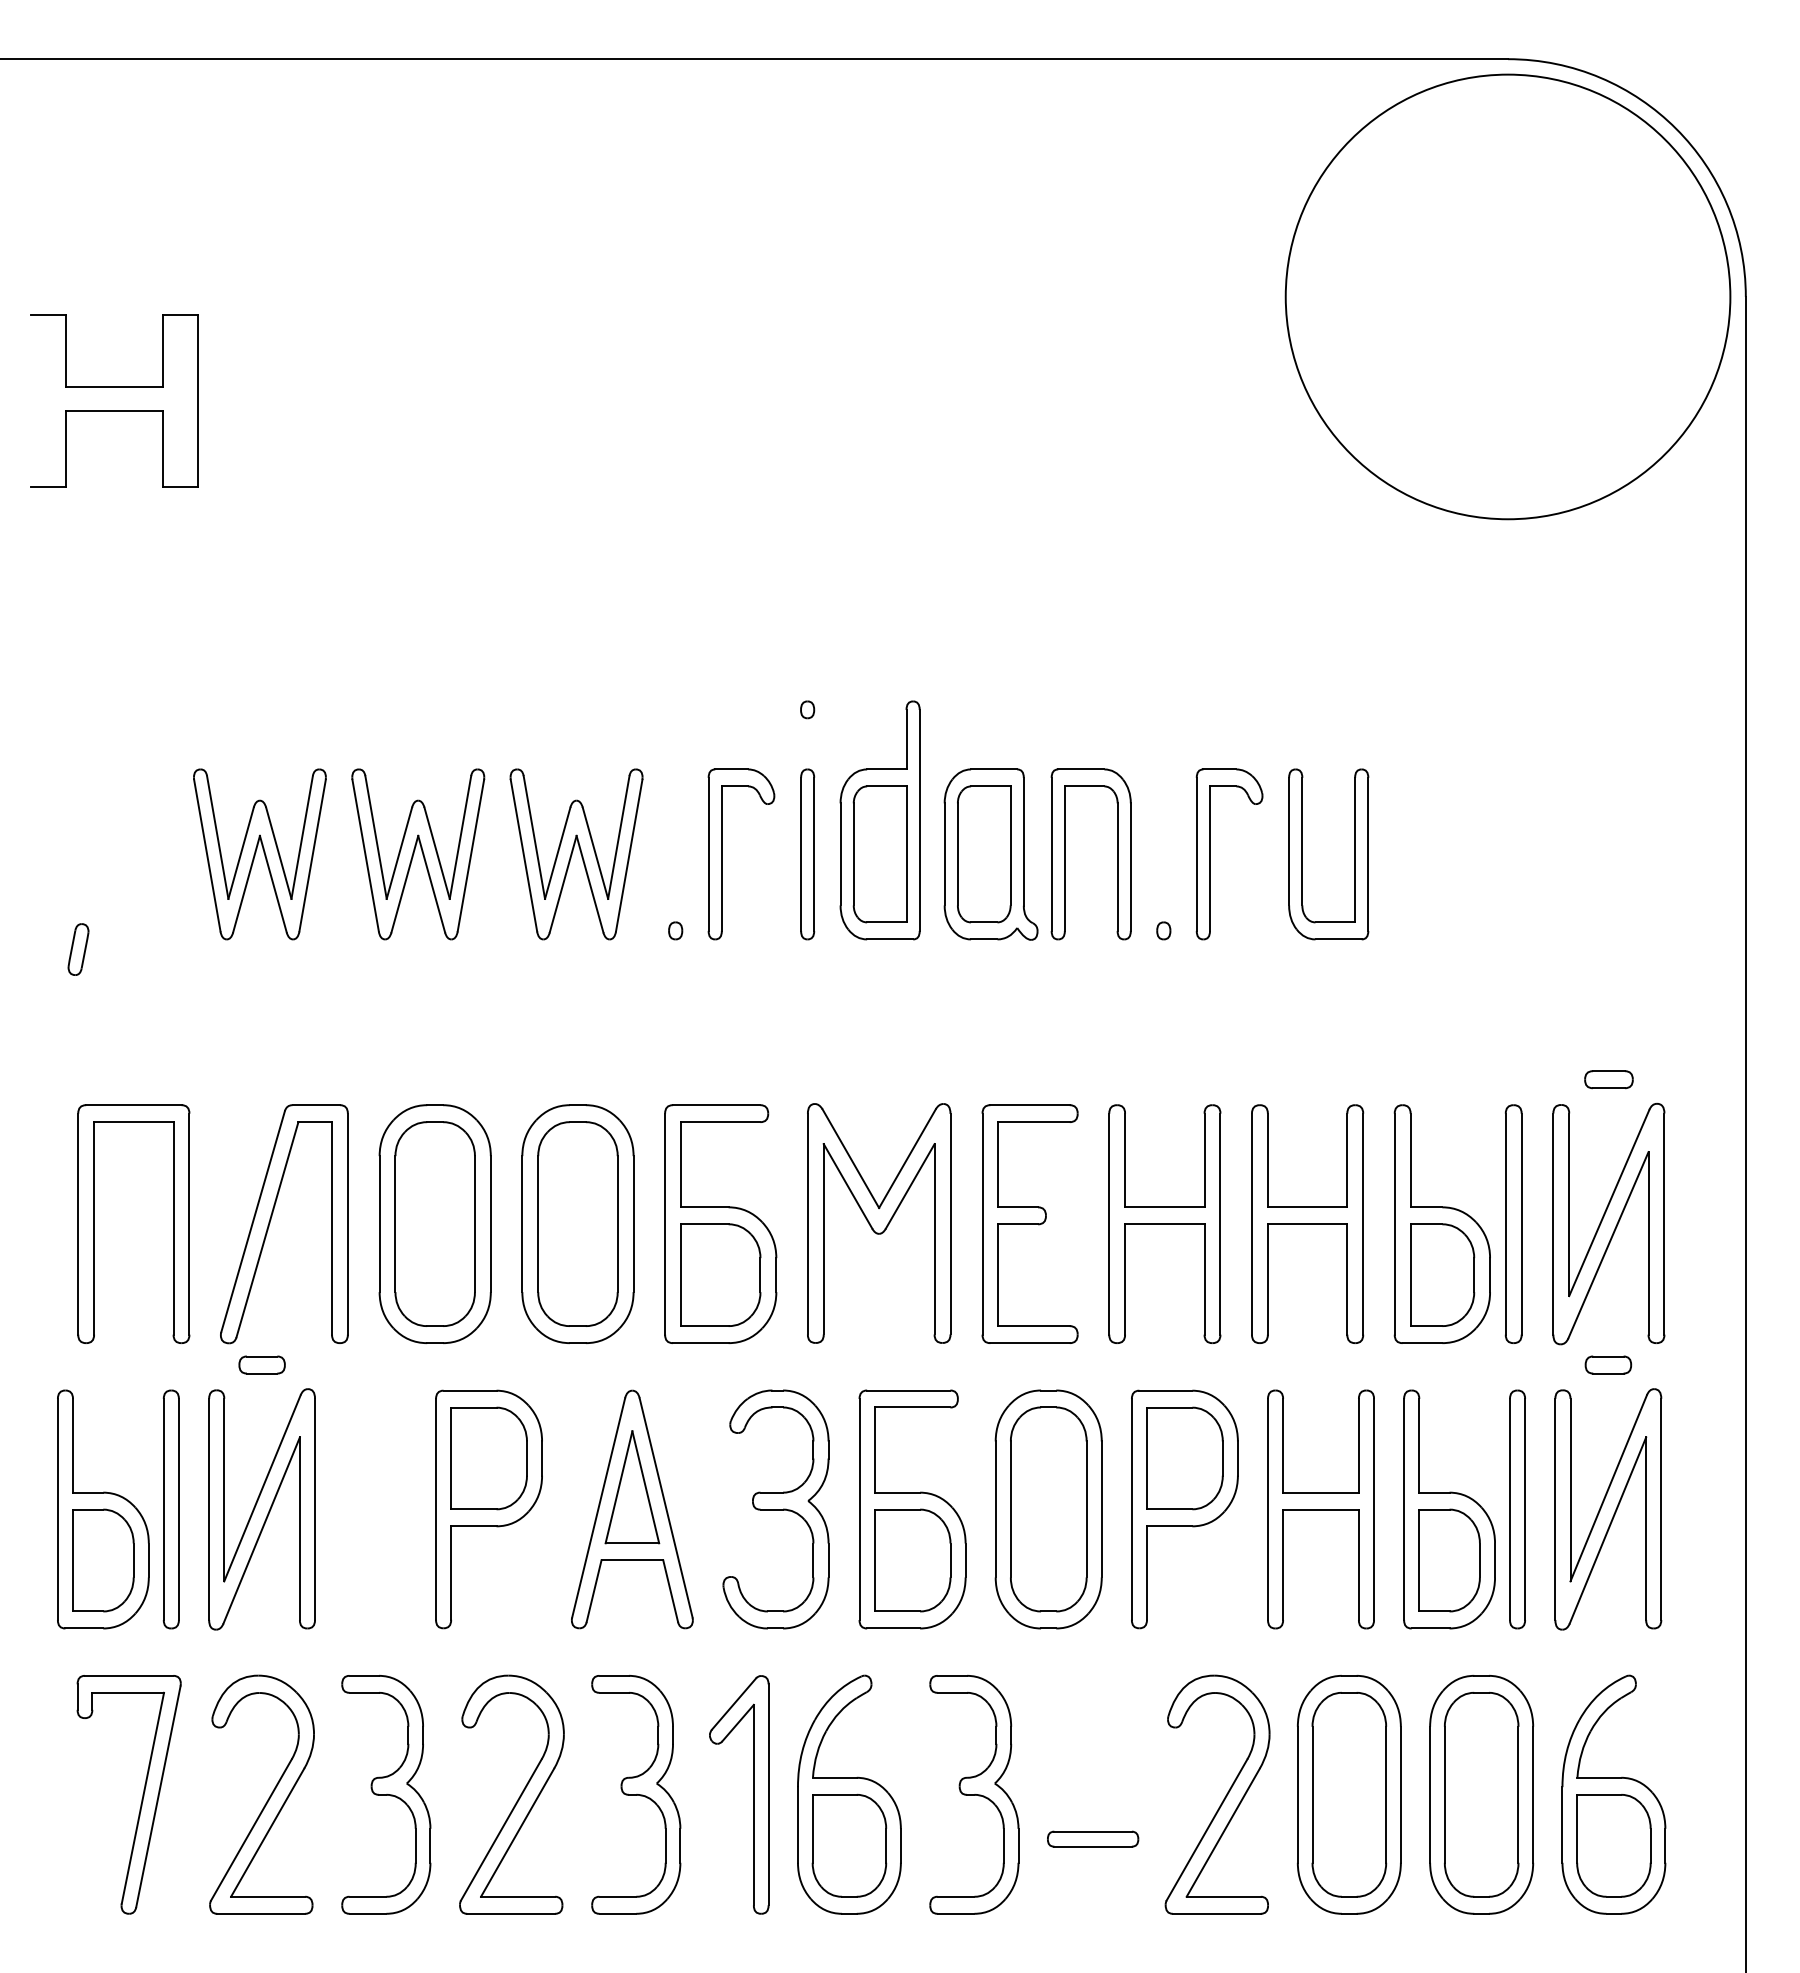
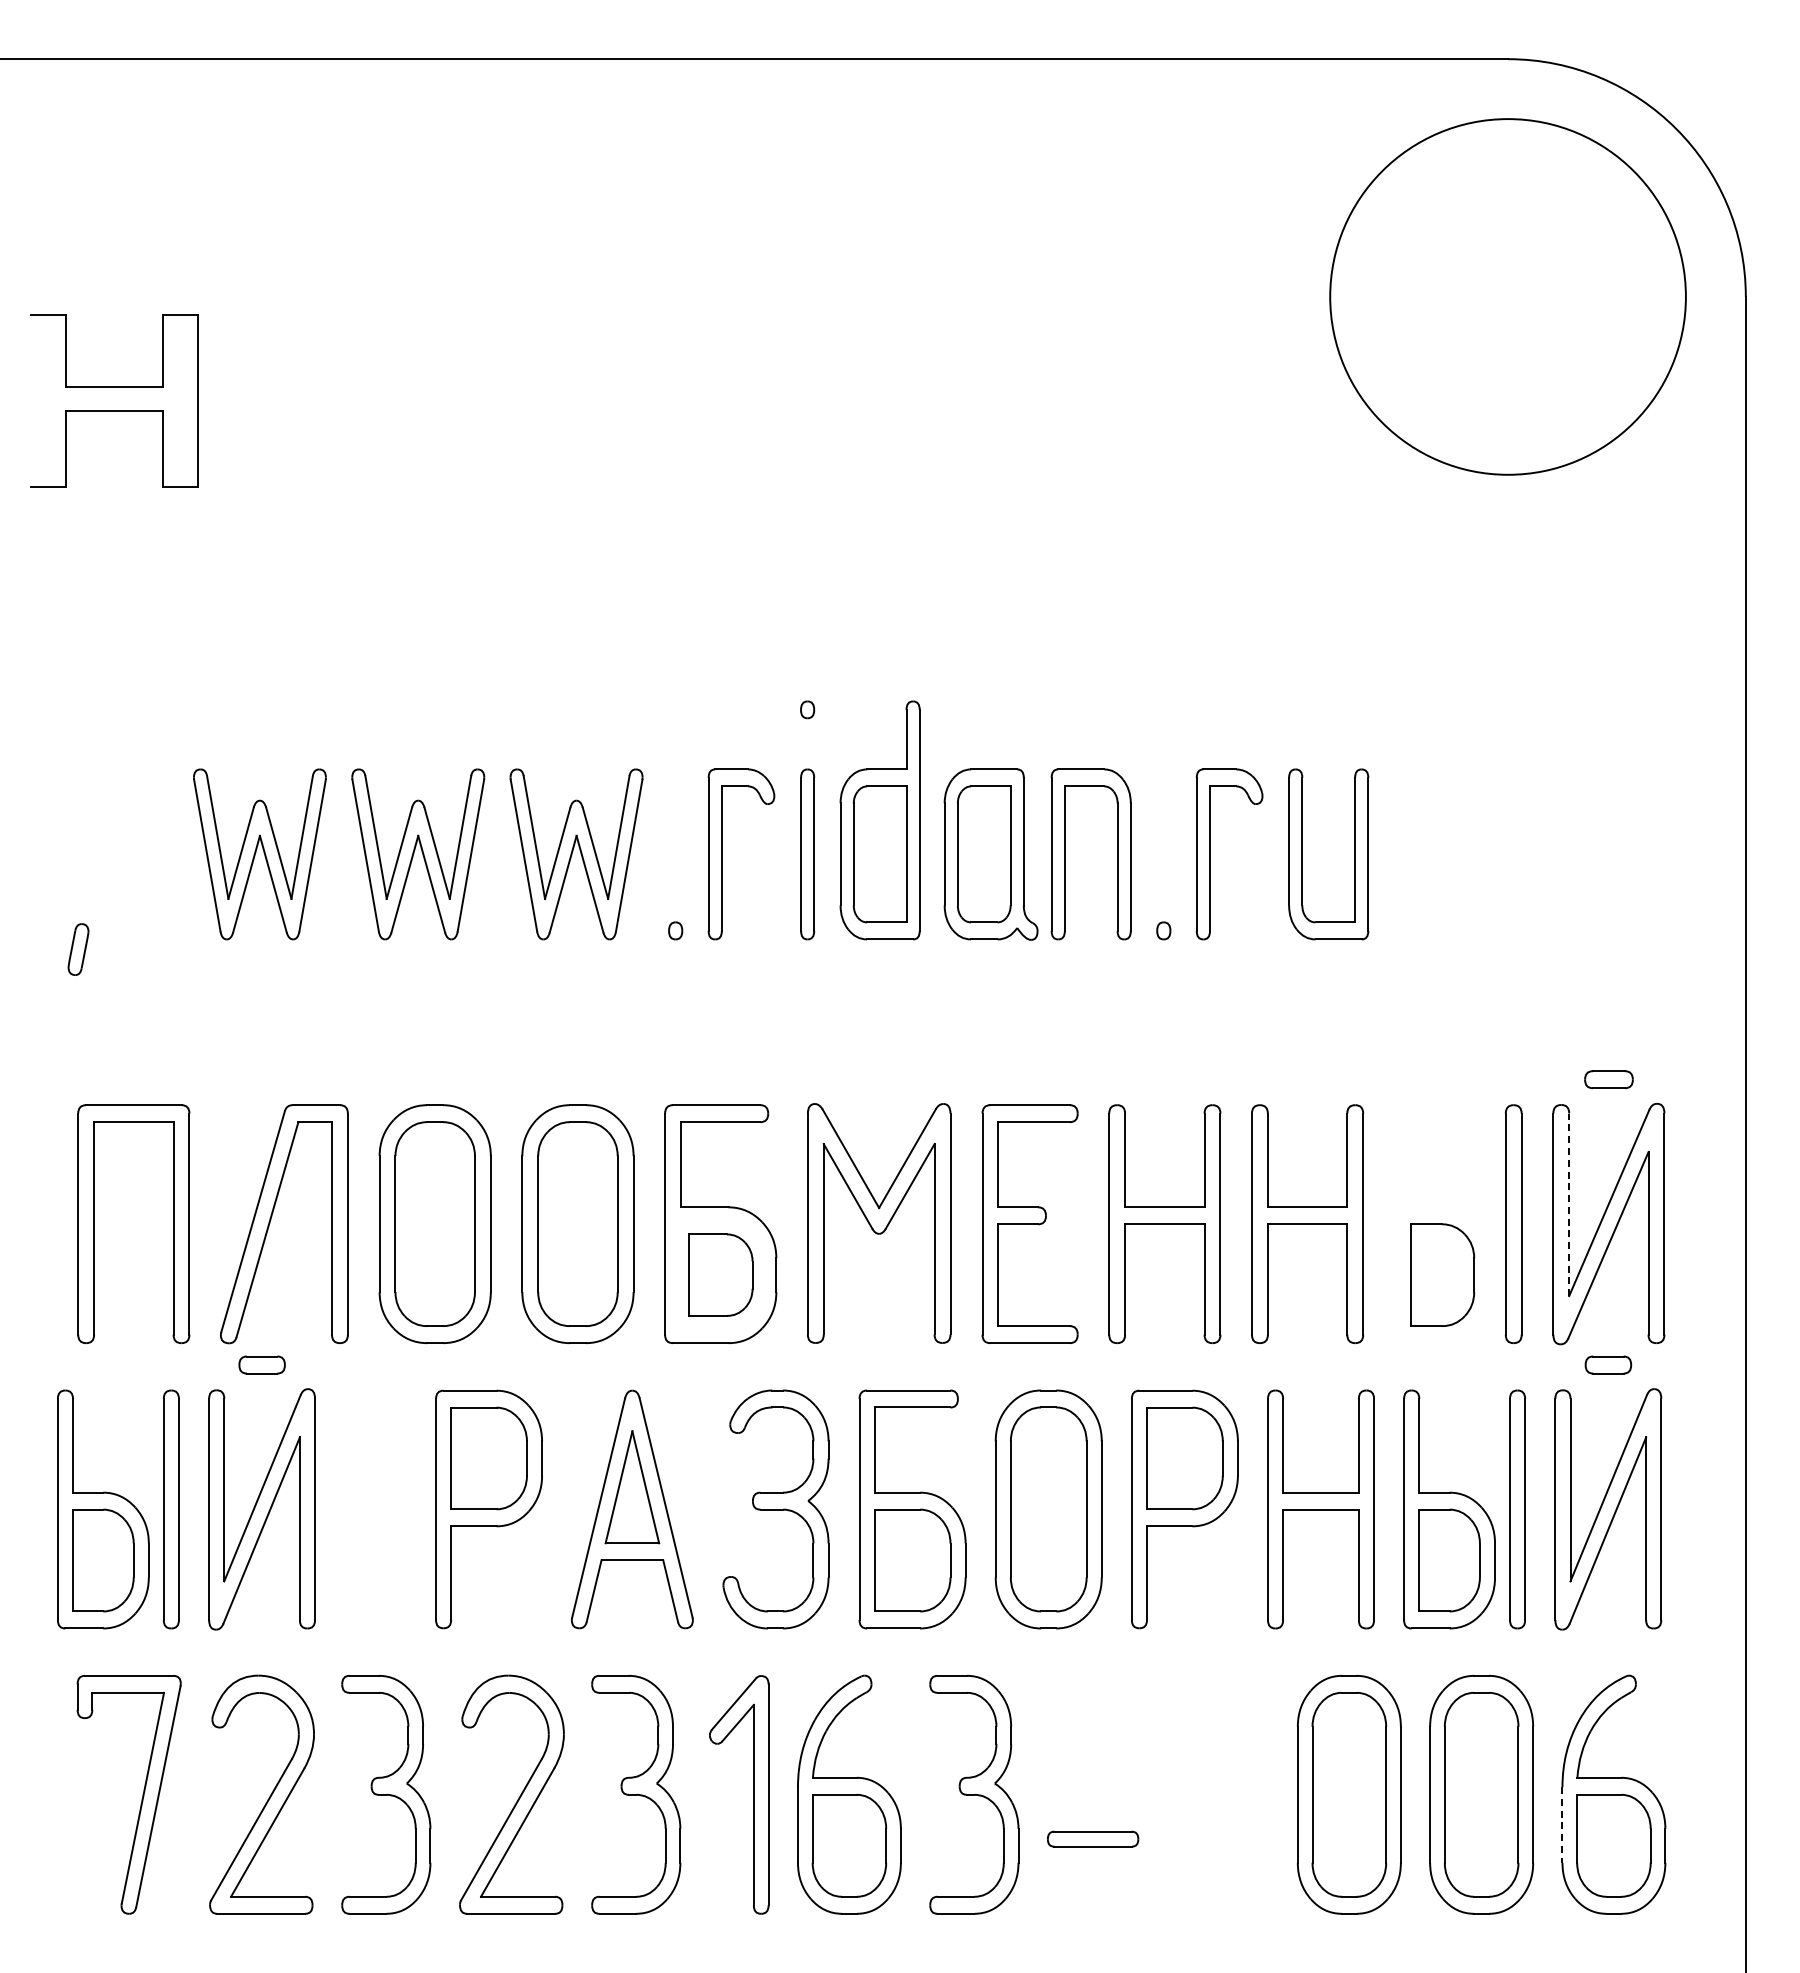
circle diameter: 445 px -> 356 px (1507, 296)
line: solid -> dashed (1569, 1204)
part: present -> none (1441, 1223)
part size: 82x104 px -> 66x84 px (720, 1274)
part: present -> none (1223, 1798)
line: solid -> dashed (1562, 1824)
